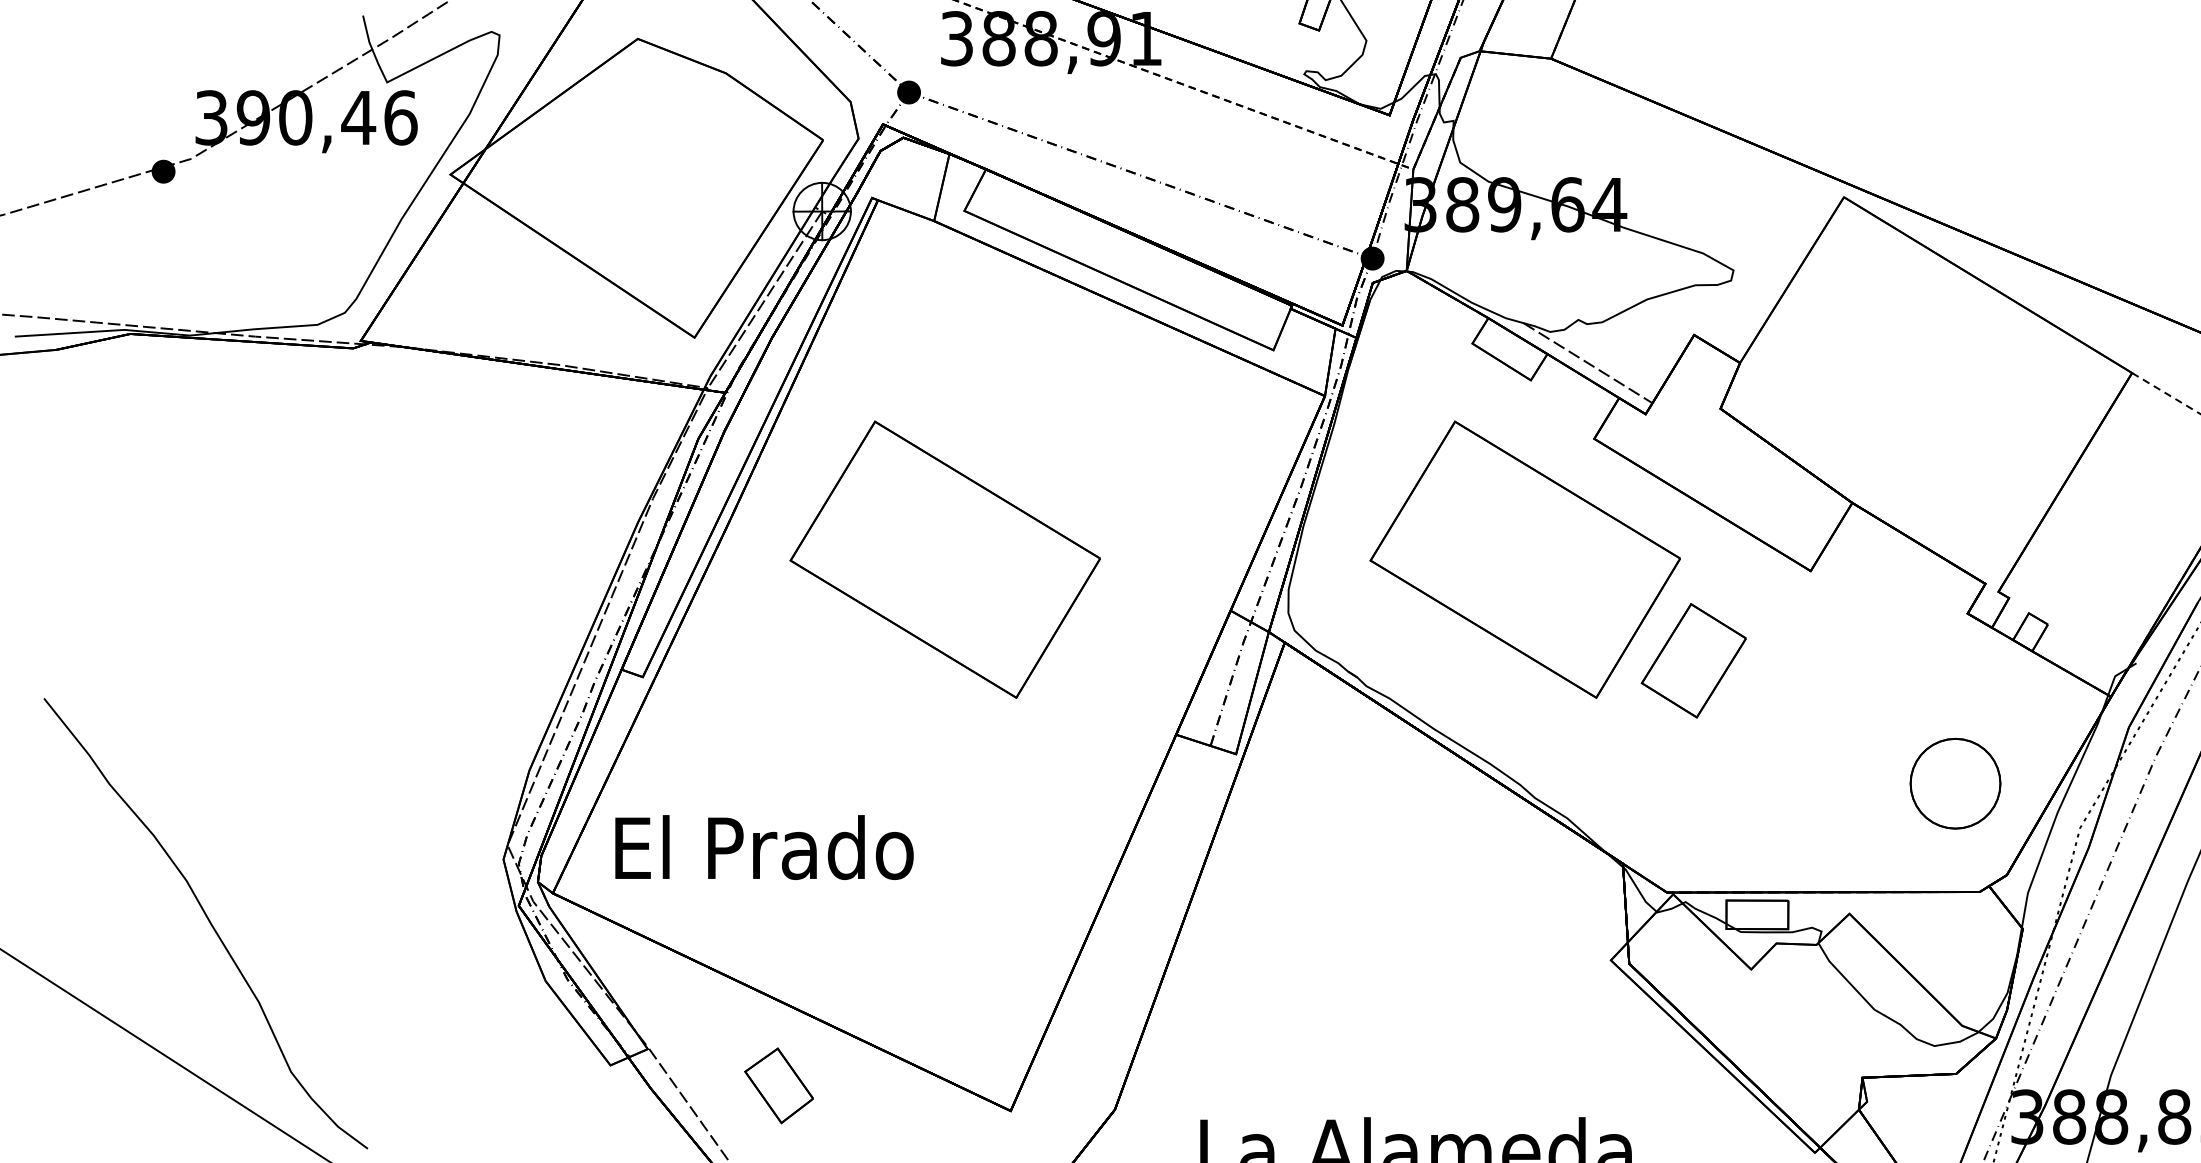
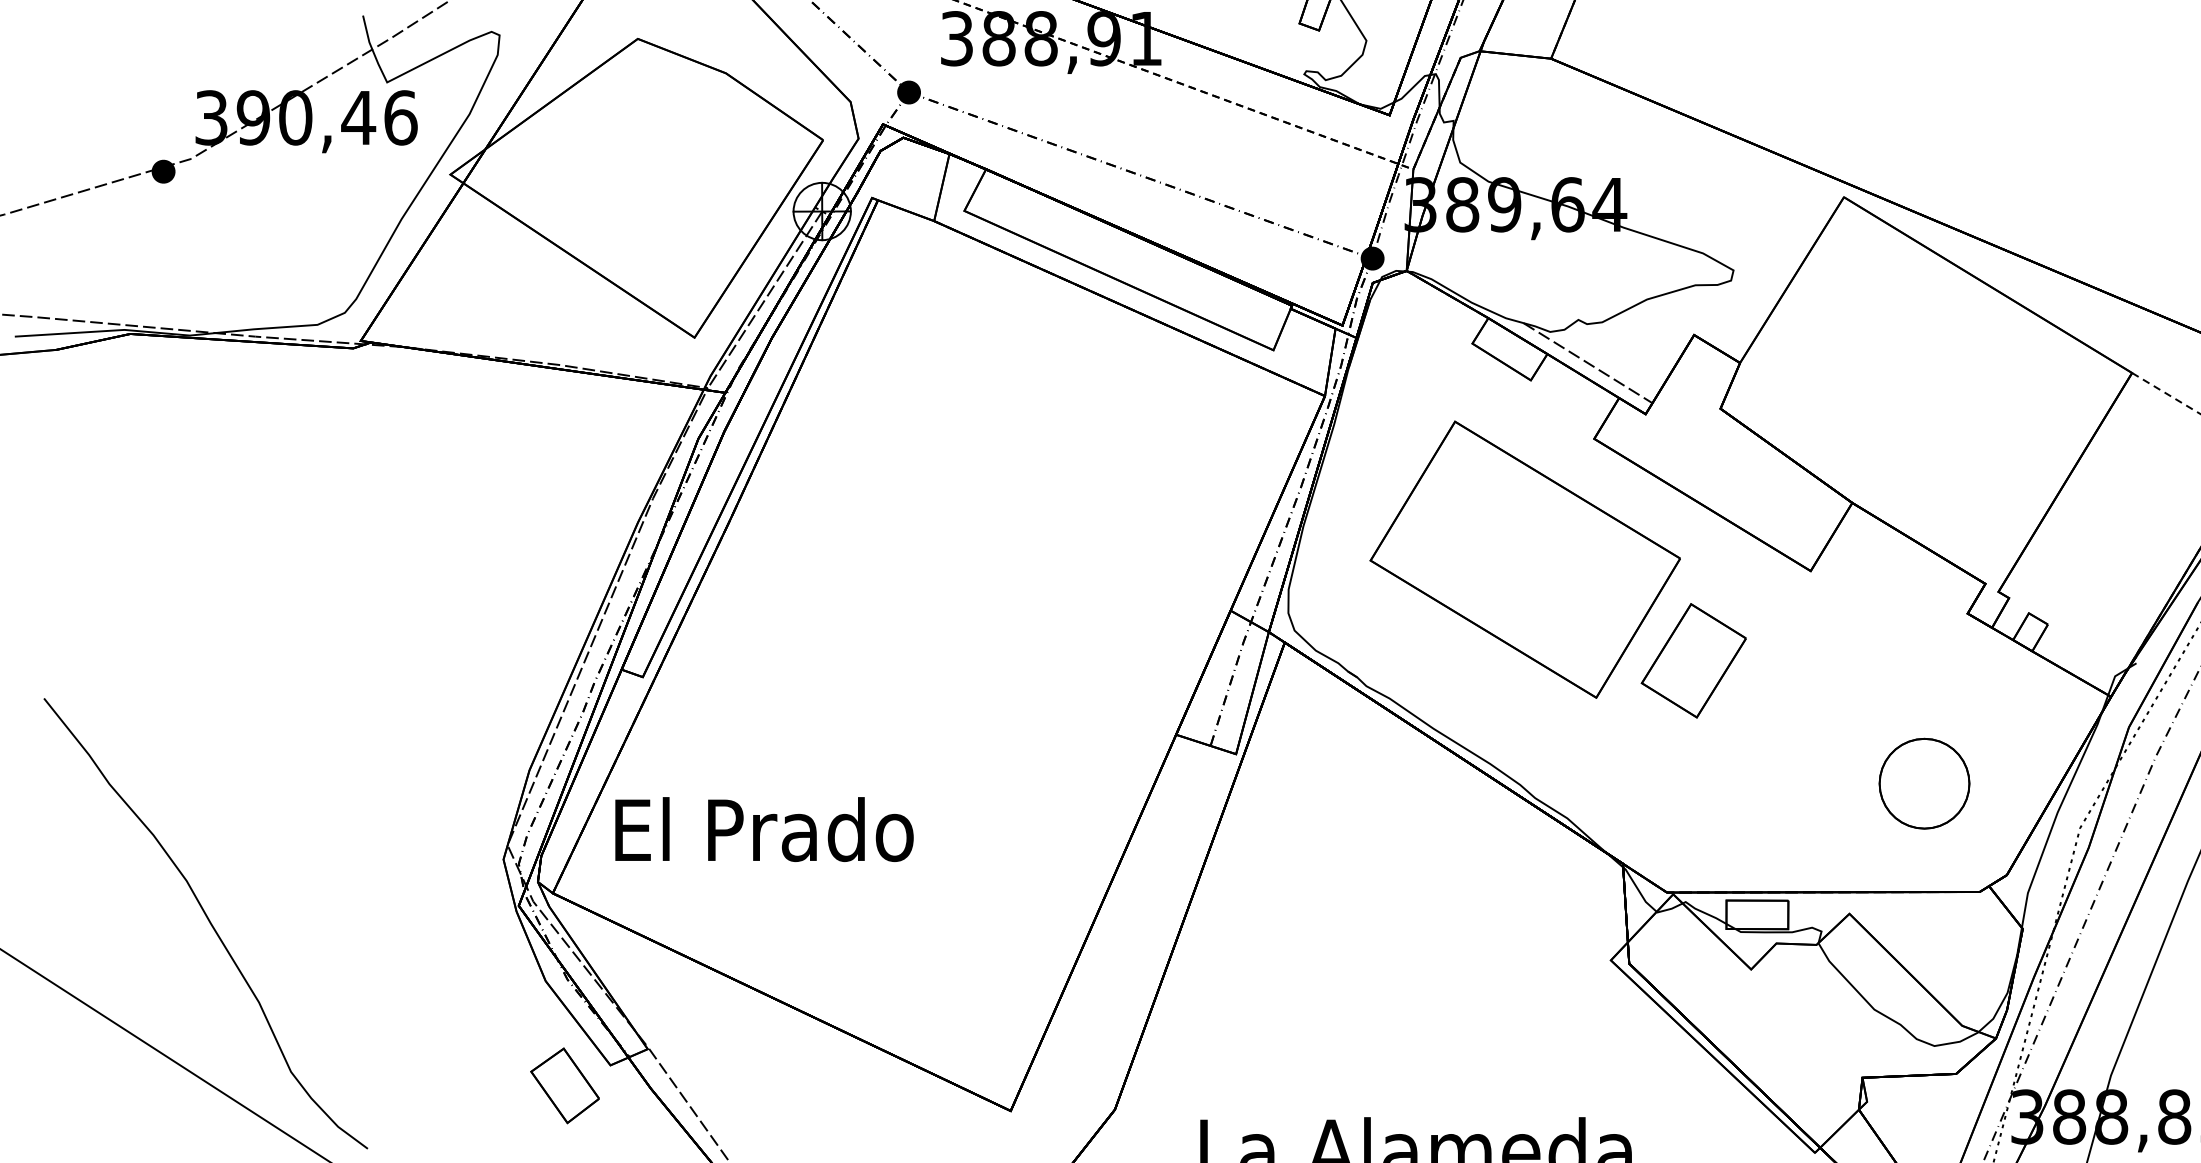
part: present -> none (944, 559)
part position: (1955, 783) -> (1924, 783) (1924, 783)
text position: (764, 847) -> (764, 829) (764, 829)
part position: (778, 1085) -> (564, 1085) (564, 1085)
